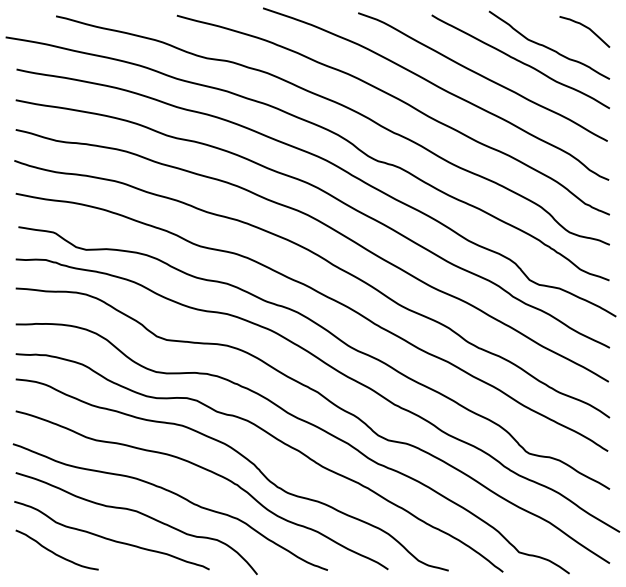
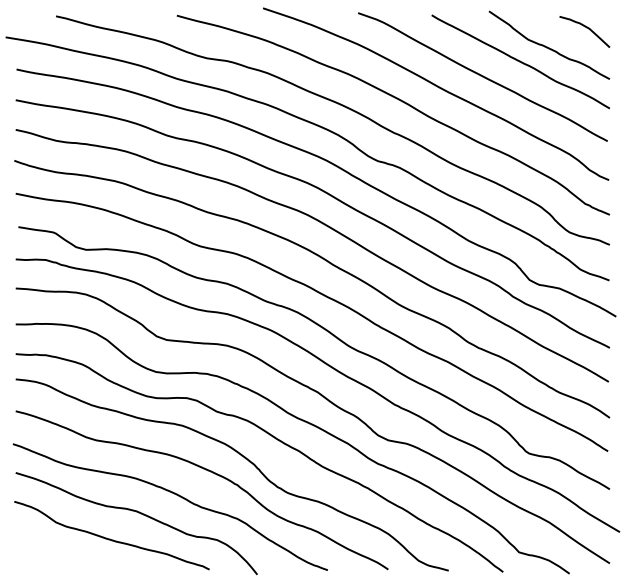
curve: present -> none (53, 551)
